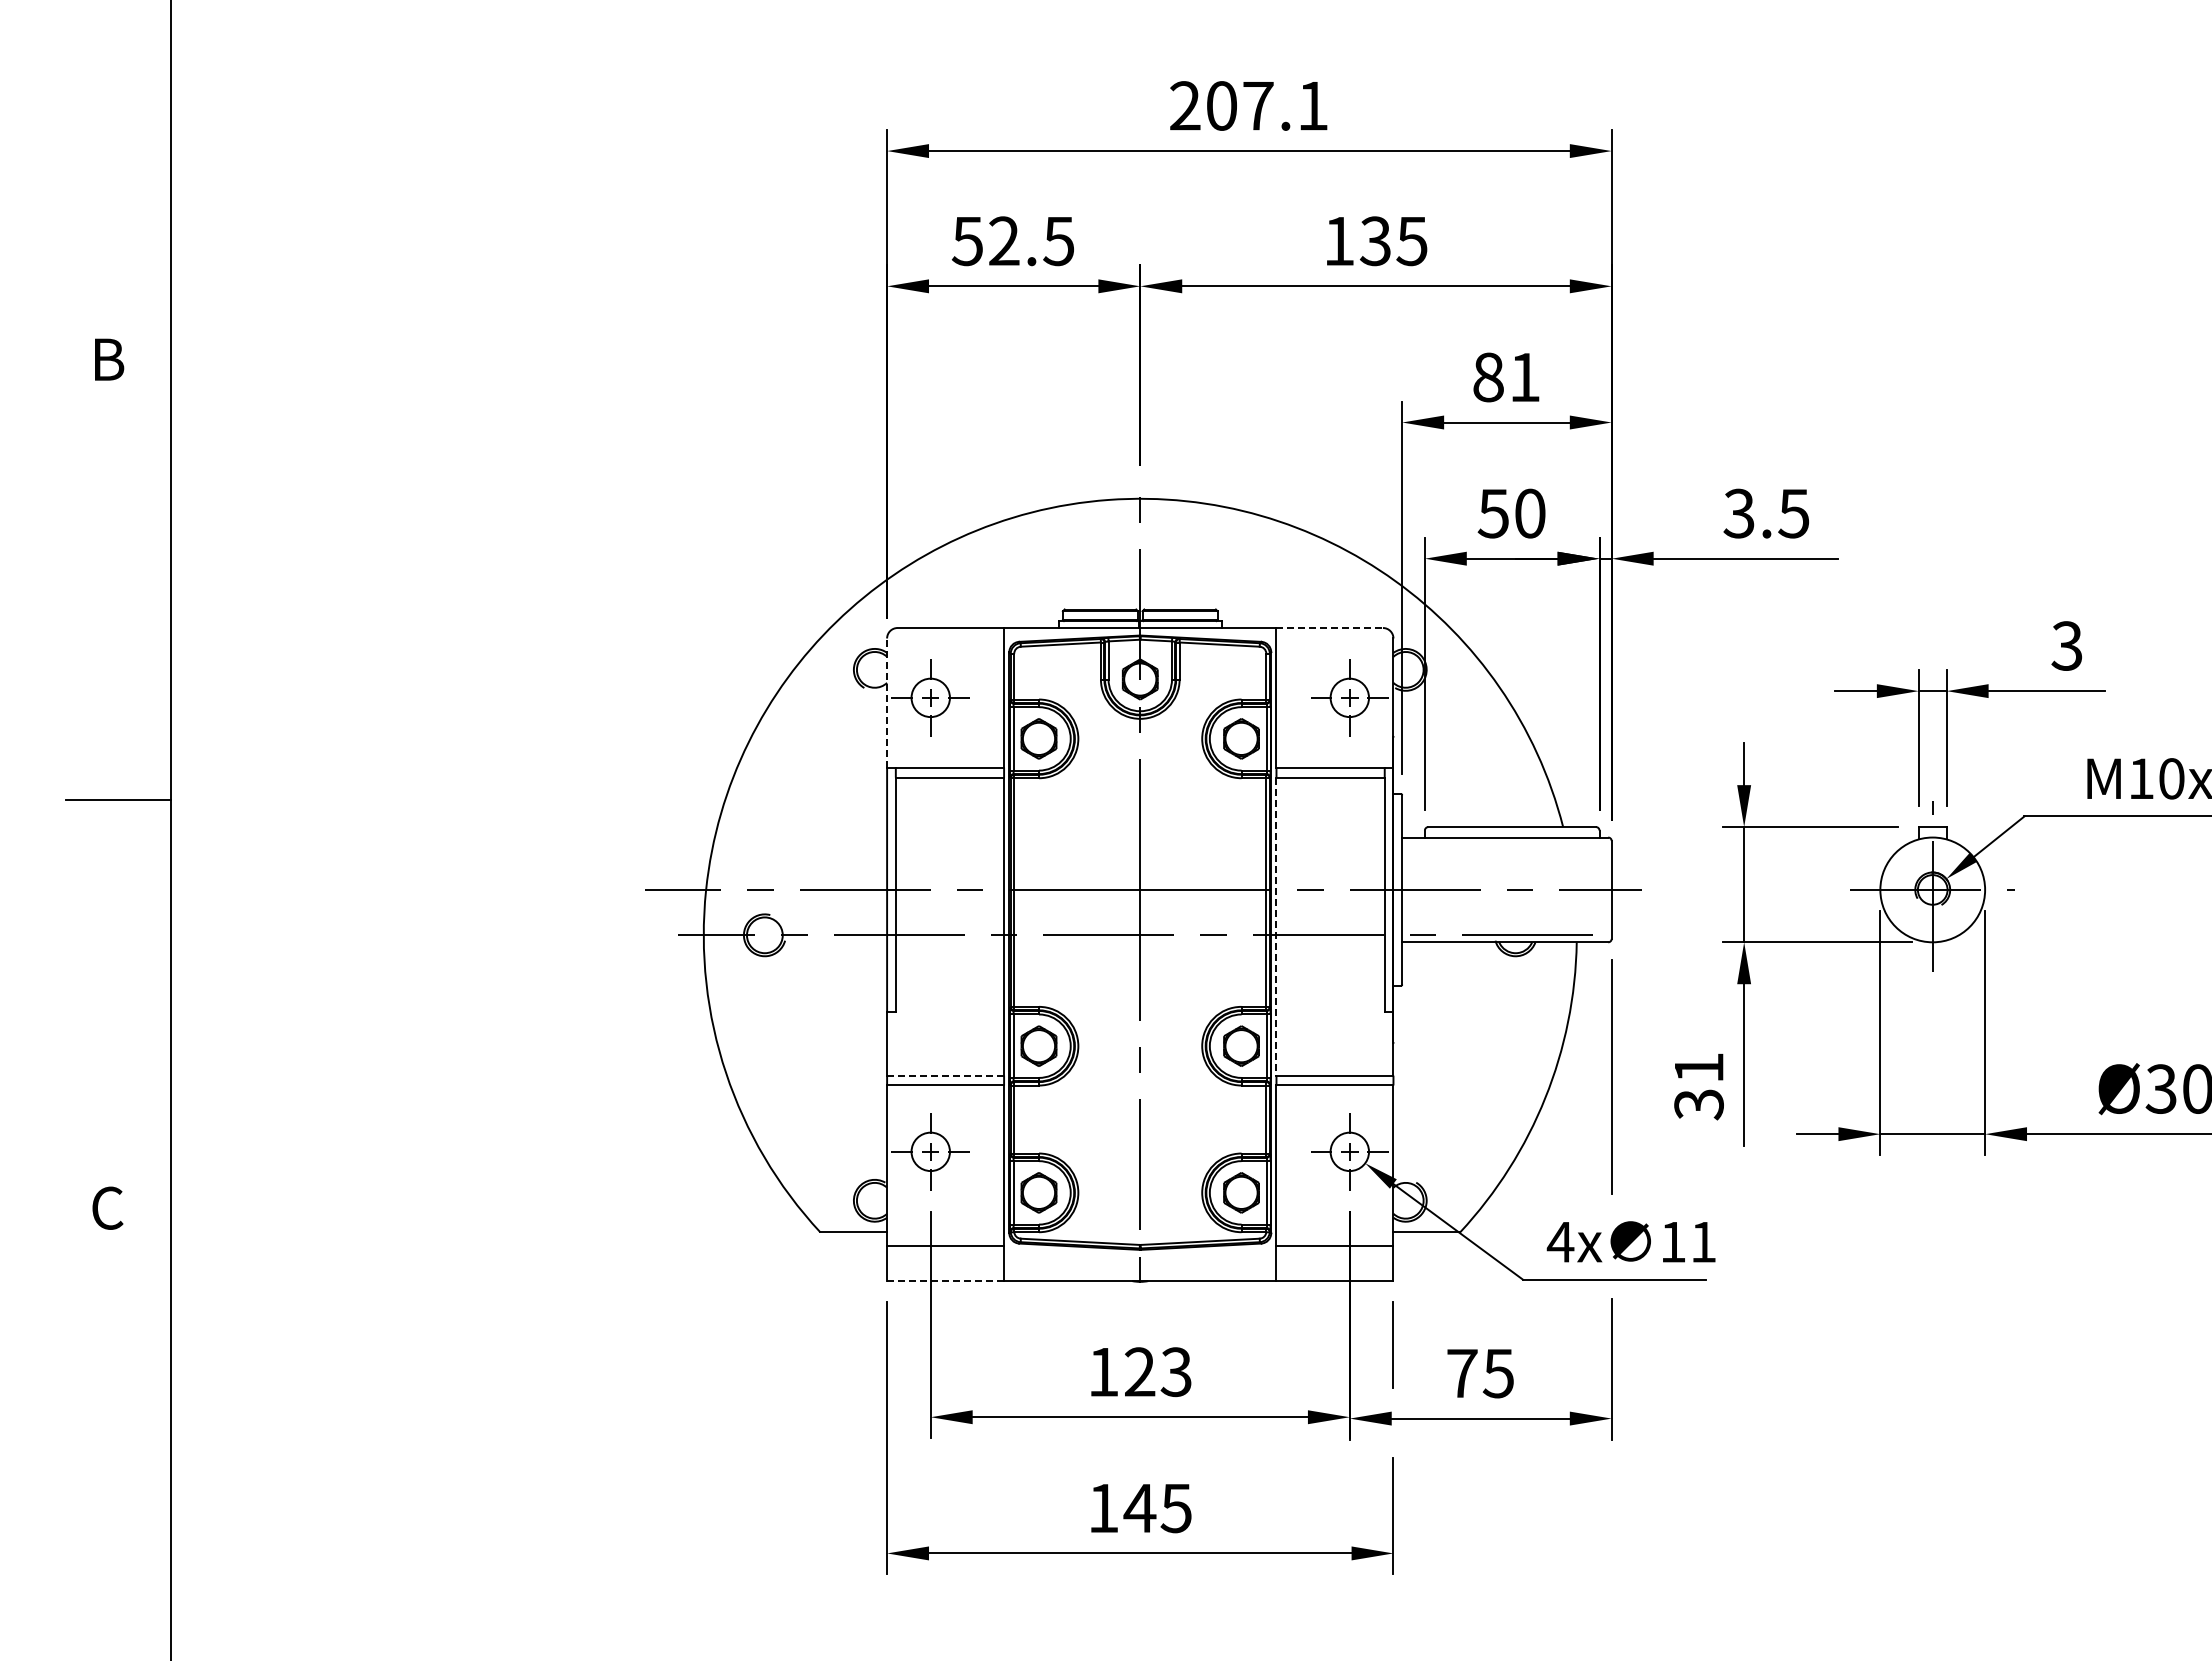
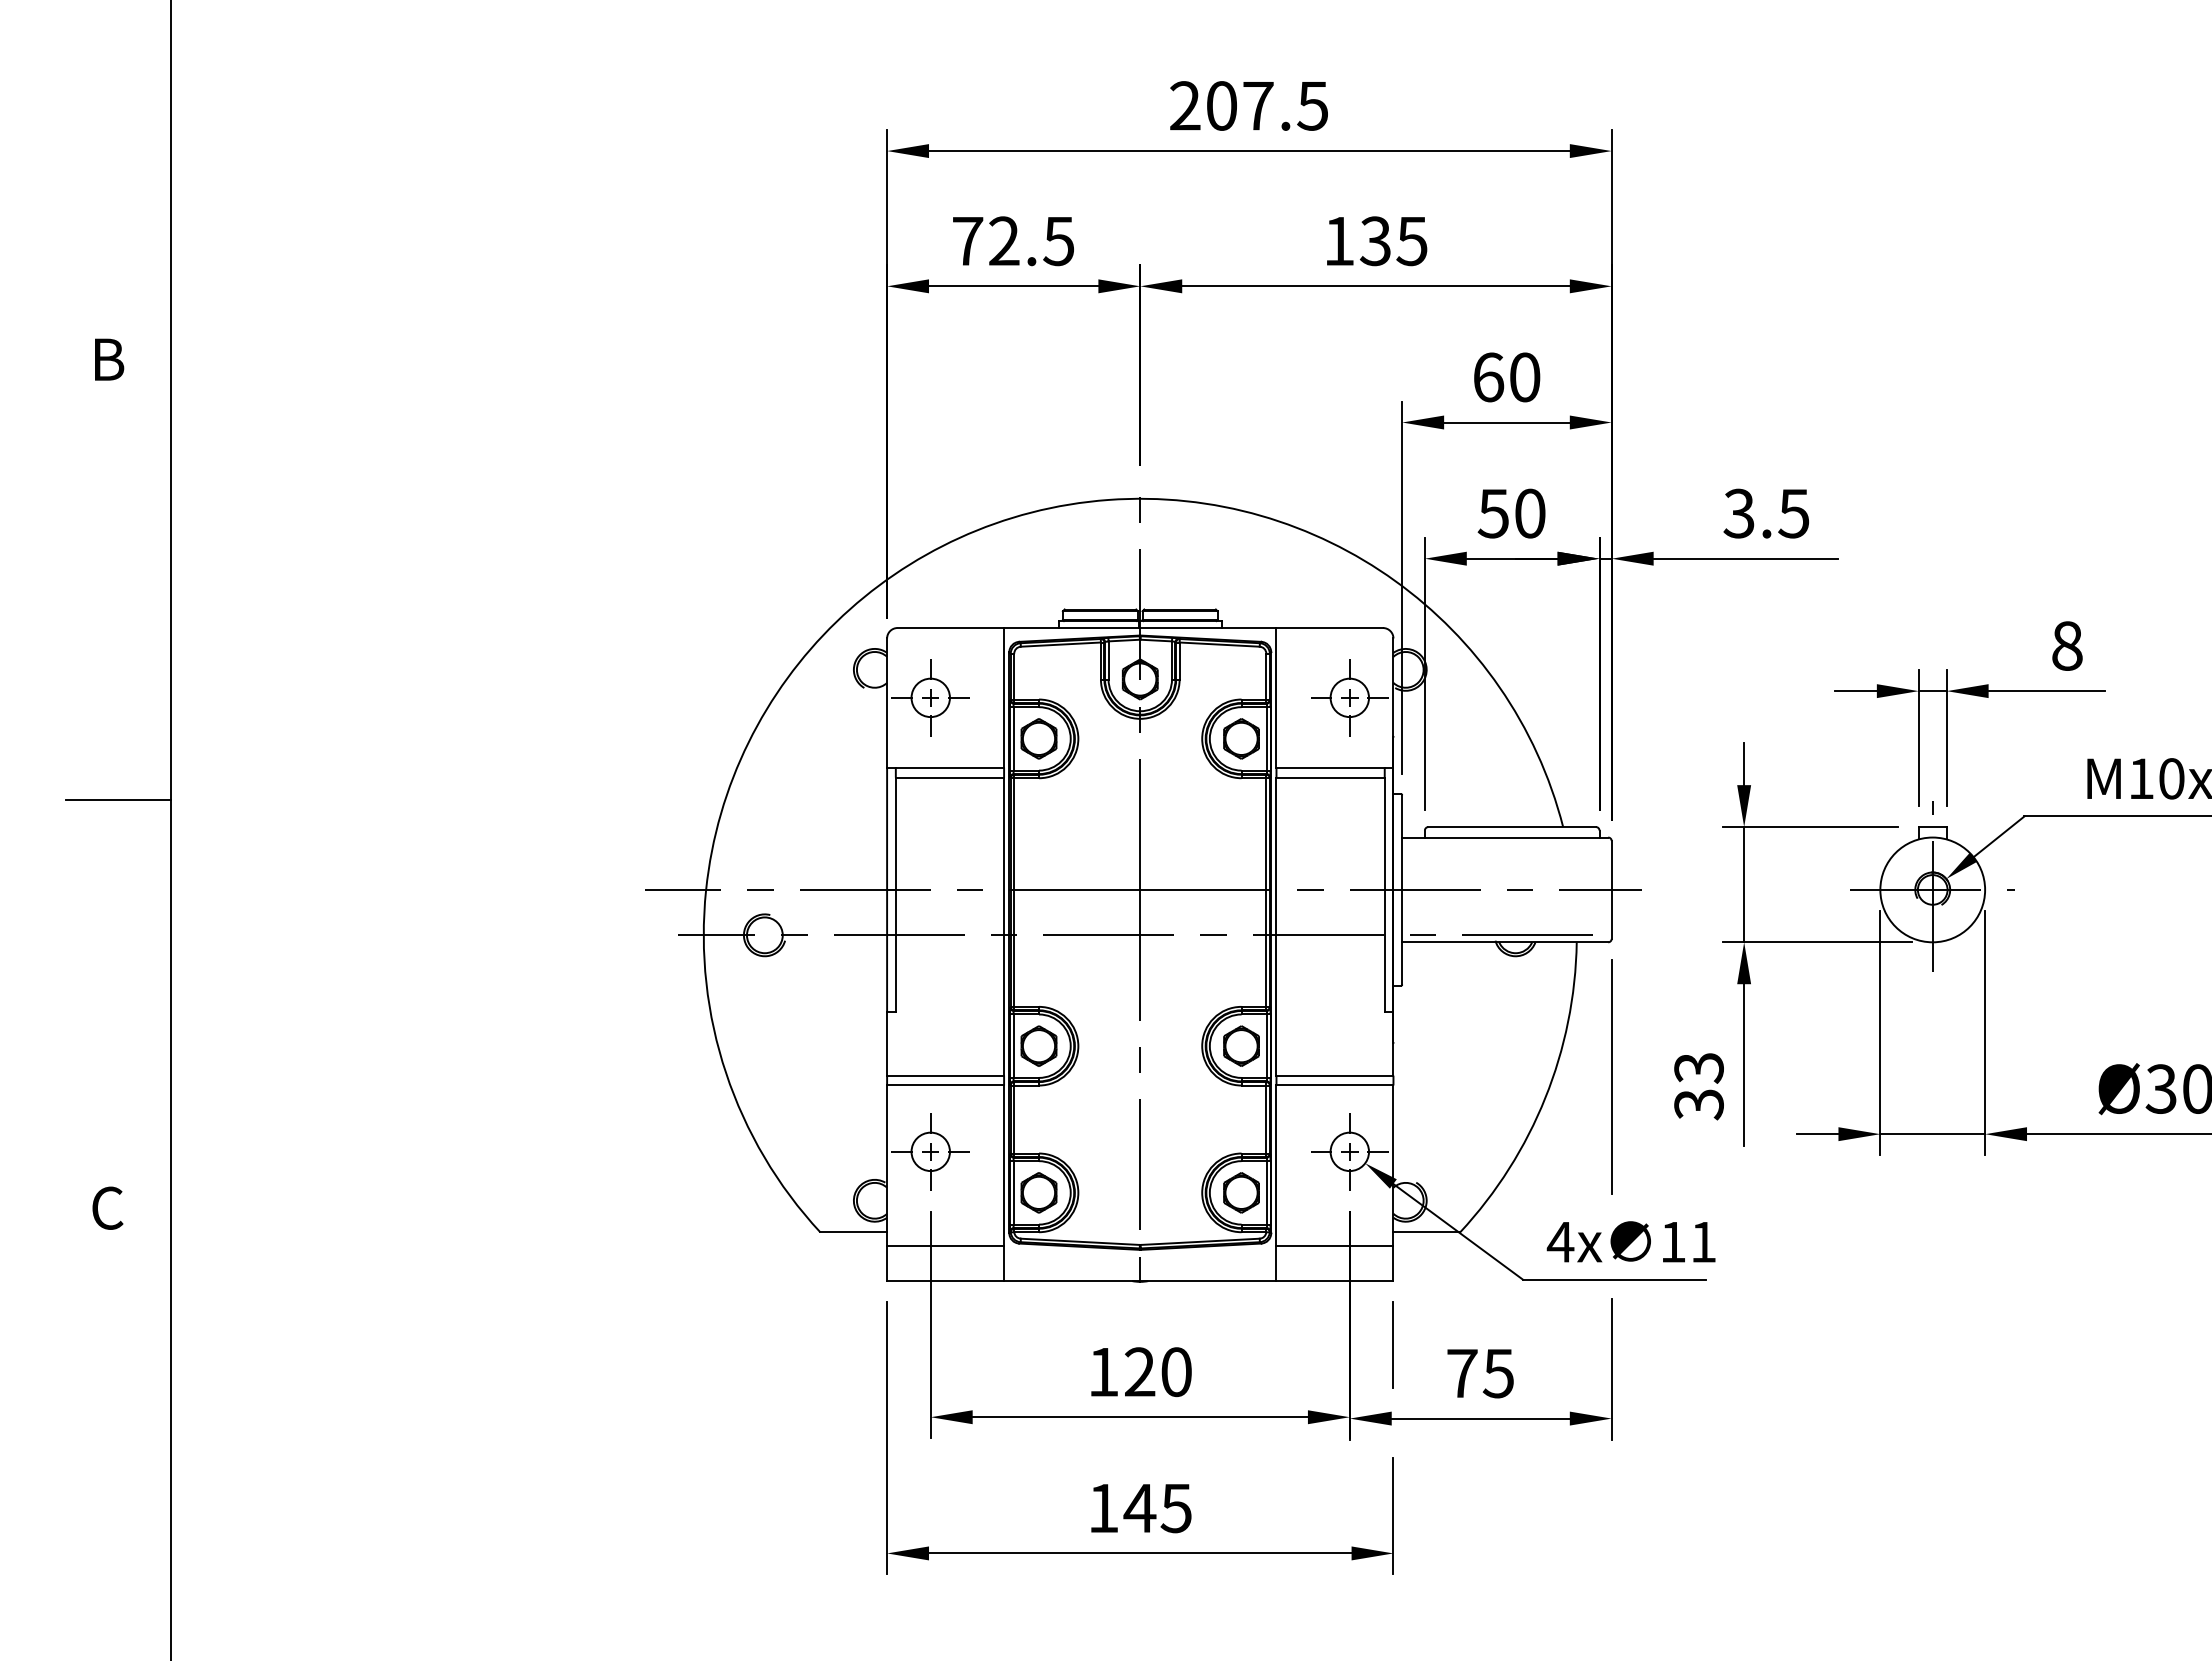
text: 207.1 -> 207.5 (1312, 106)
text: 52.5 -> 72.5 (967, 241)
text: 81 -> 60 (1506, 377)
line: dashed -> solid (1330, 628)
text: 3 -> 8 (2066, 645)
line: dashed -> solid (887, 703)
line: dashed -> solid (1276, 927)
text: 31 -> 33 (1698, 1068)
line: dashed -> solid (945, 1075)
line: dashed -> solid (945, 1281)
text: 123 -> 120 (1175, 1371)
